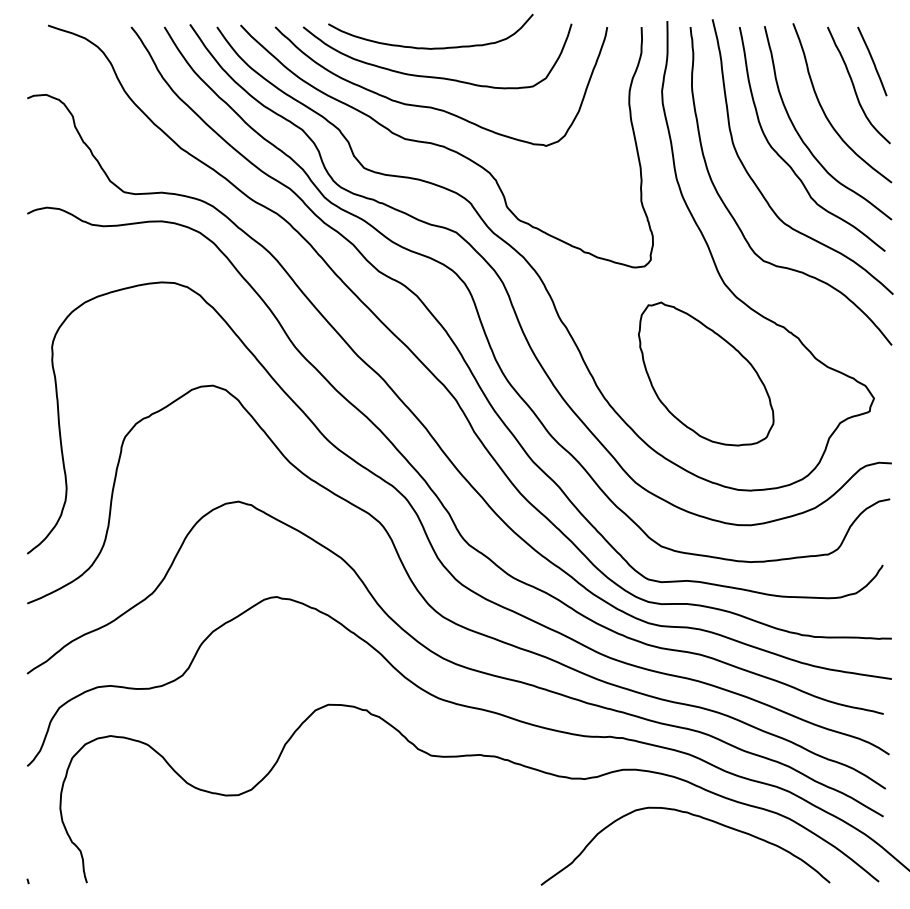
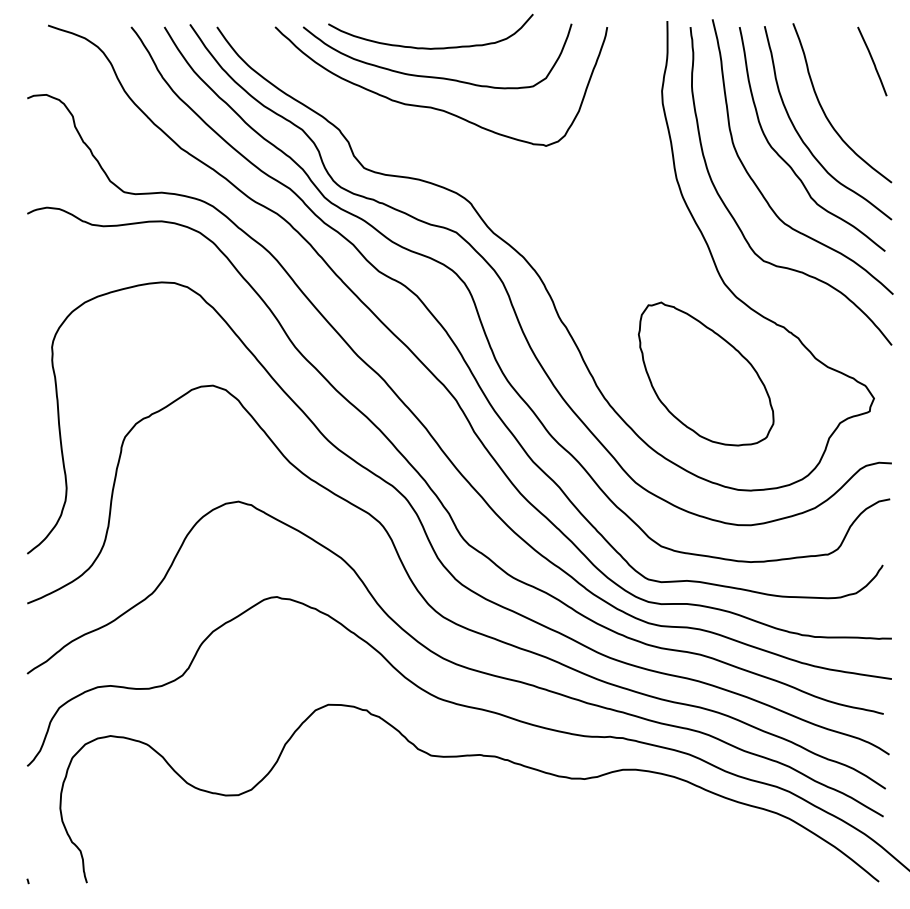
curve: present -> none (854, 85)
curve: present -> none (445, 146)
curve: present -> none (694, 816)
